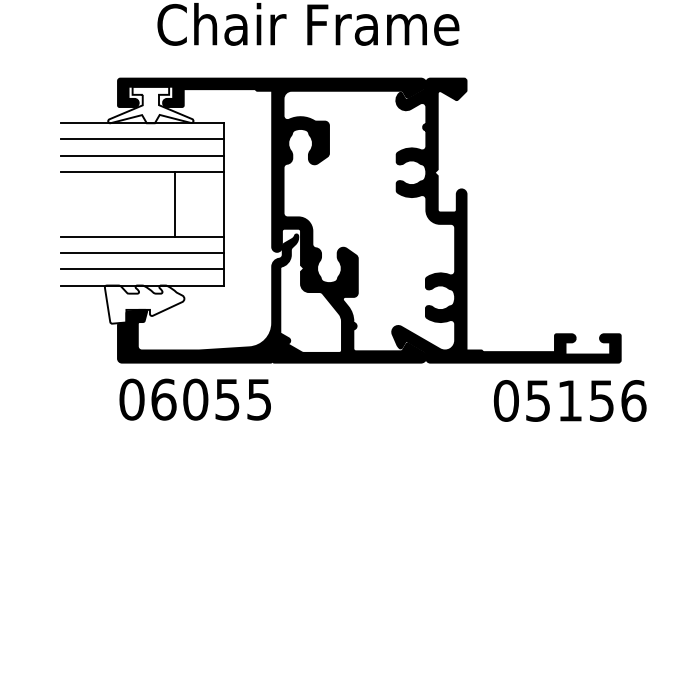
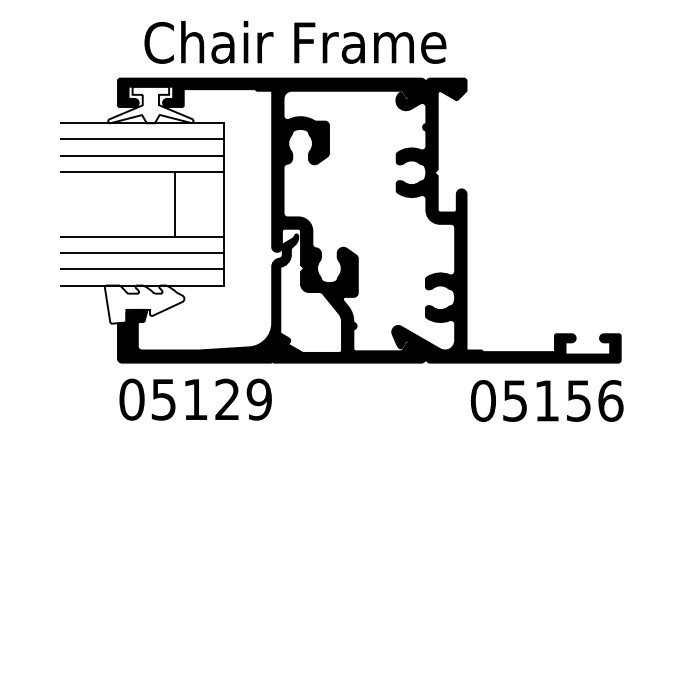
text position: (308, 24) -> (295, 42) (295, 42)
text: 06055 -> 05129 (211, 399)
text position: (570, 400) -> (547, 400) (547, 400)
